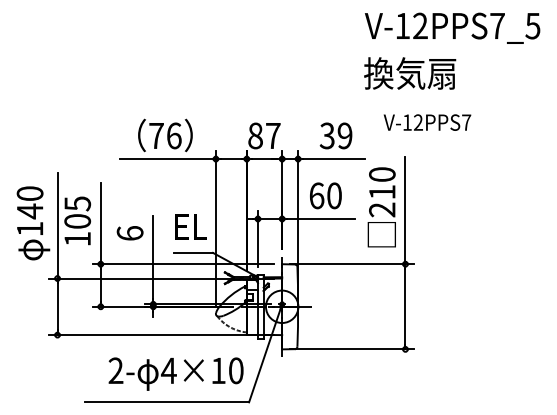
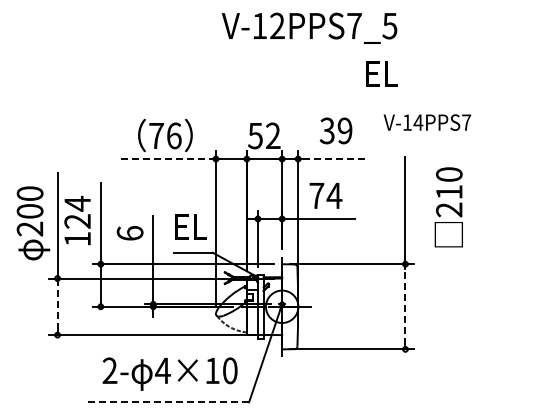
text position: (452, 27) -> (309, 27) (309, 27)
text: 換気扇 -> EL (410, 73)
text: V-12PPS7 -> V-14PPS7 (418, 122)
text: 87 -> 52 (264, 135)
text position: (335, 135) -> (335, 130) (335, 130)
line: solid -> dashed (167, 159)
line: solid -> dashed (333, 159)
text: 60 -> 74 (325, 195)
text position: (381, 207) -> (448, 207) (448, 207)
text: 105 -> 124 (77, 211)
text: 140 -> 200 (29, 219)
line: solid -> dashed (57, 306)
line: solid -> dashed (405, 306)
text position: (175, 373) -> (169, 373) (169, 373)
line: solid -> dashed (166, 402)
